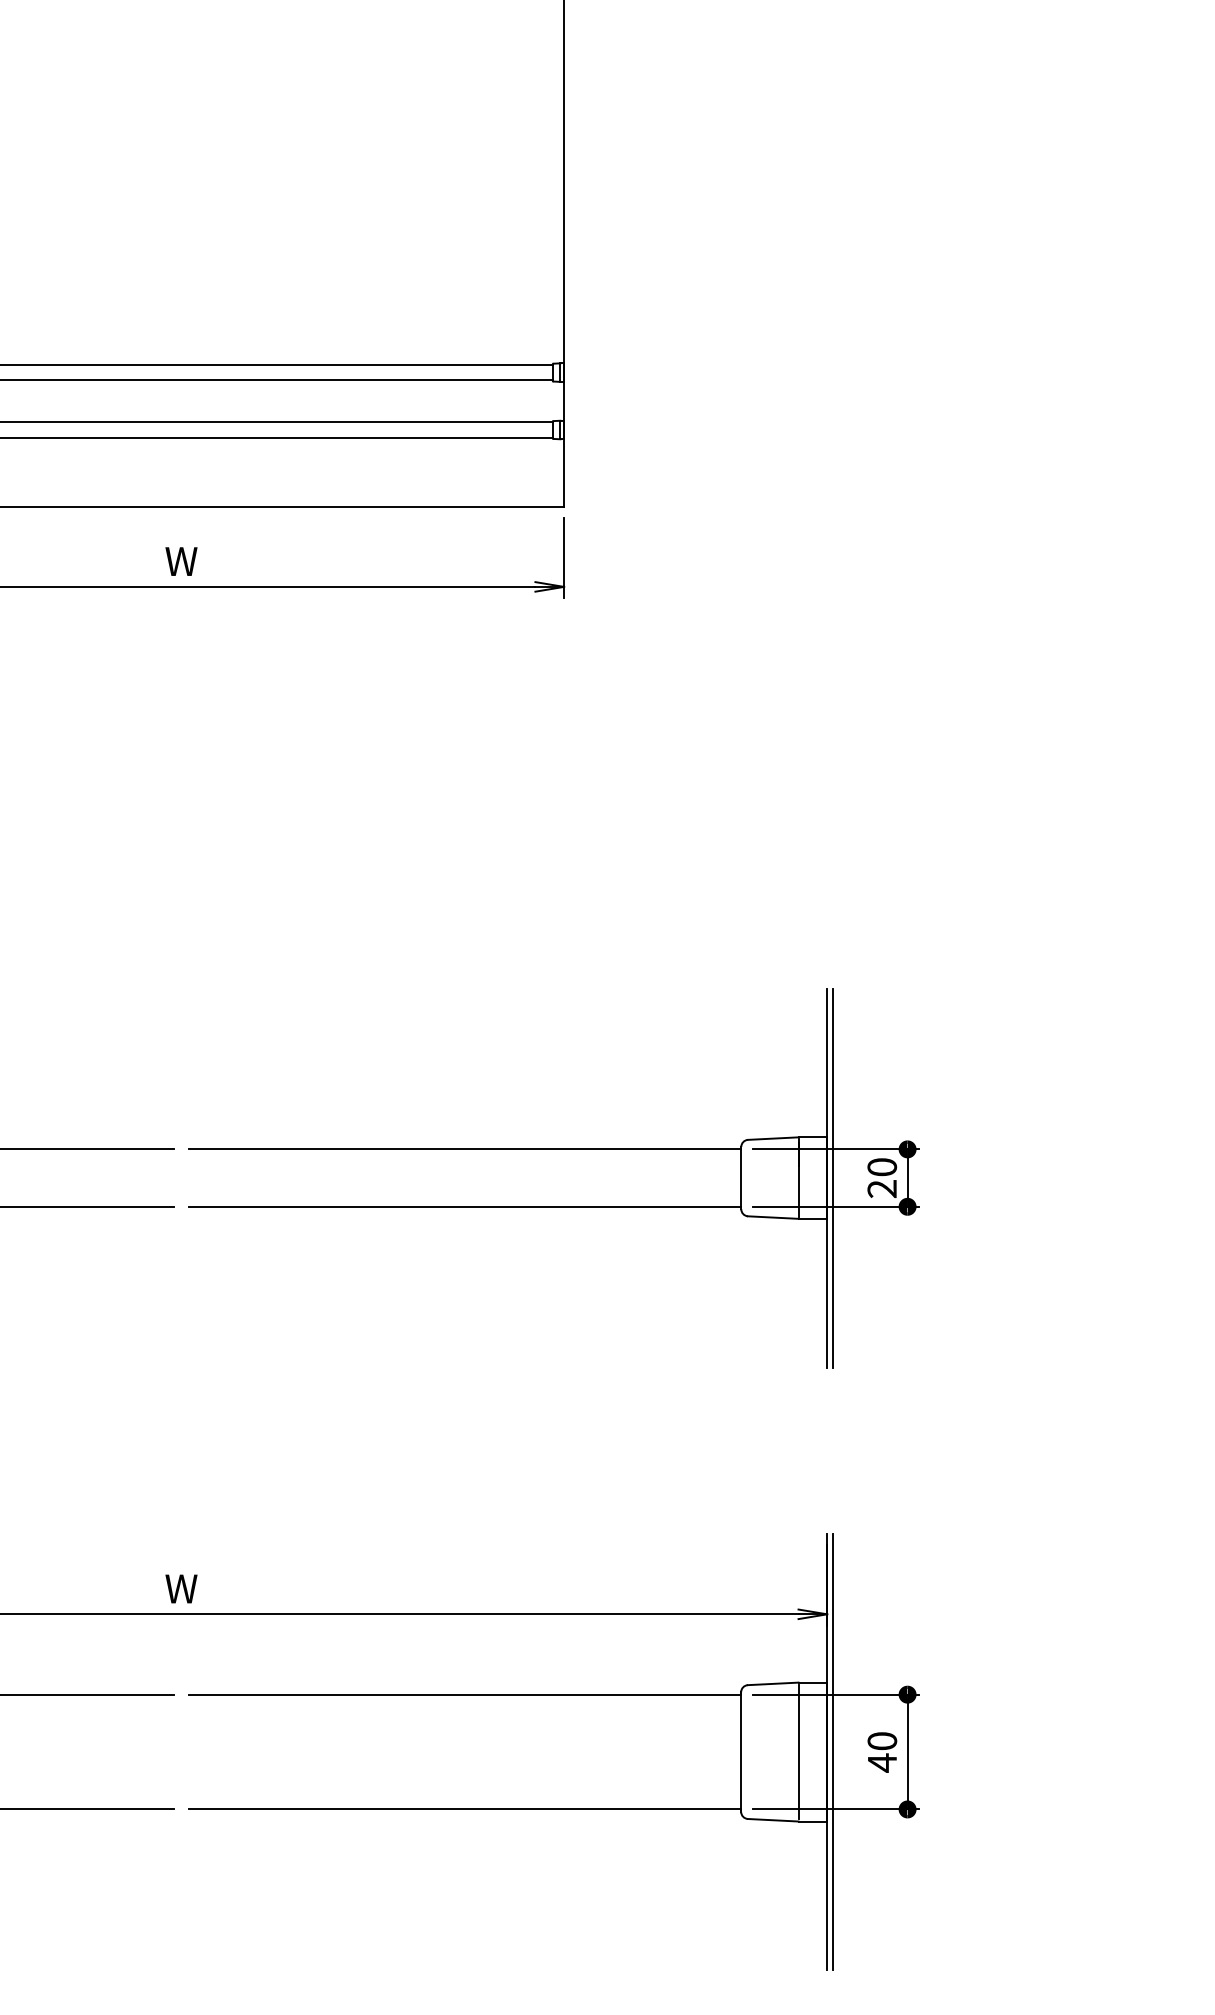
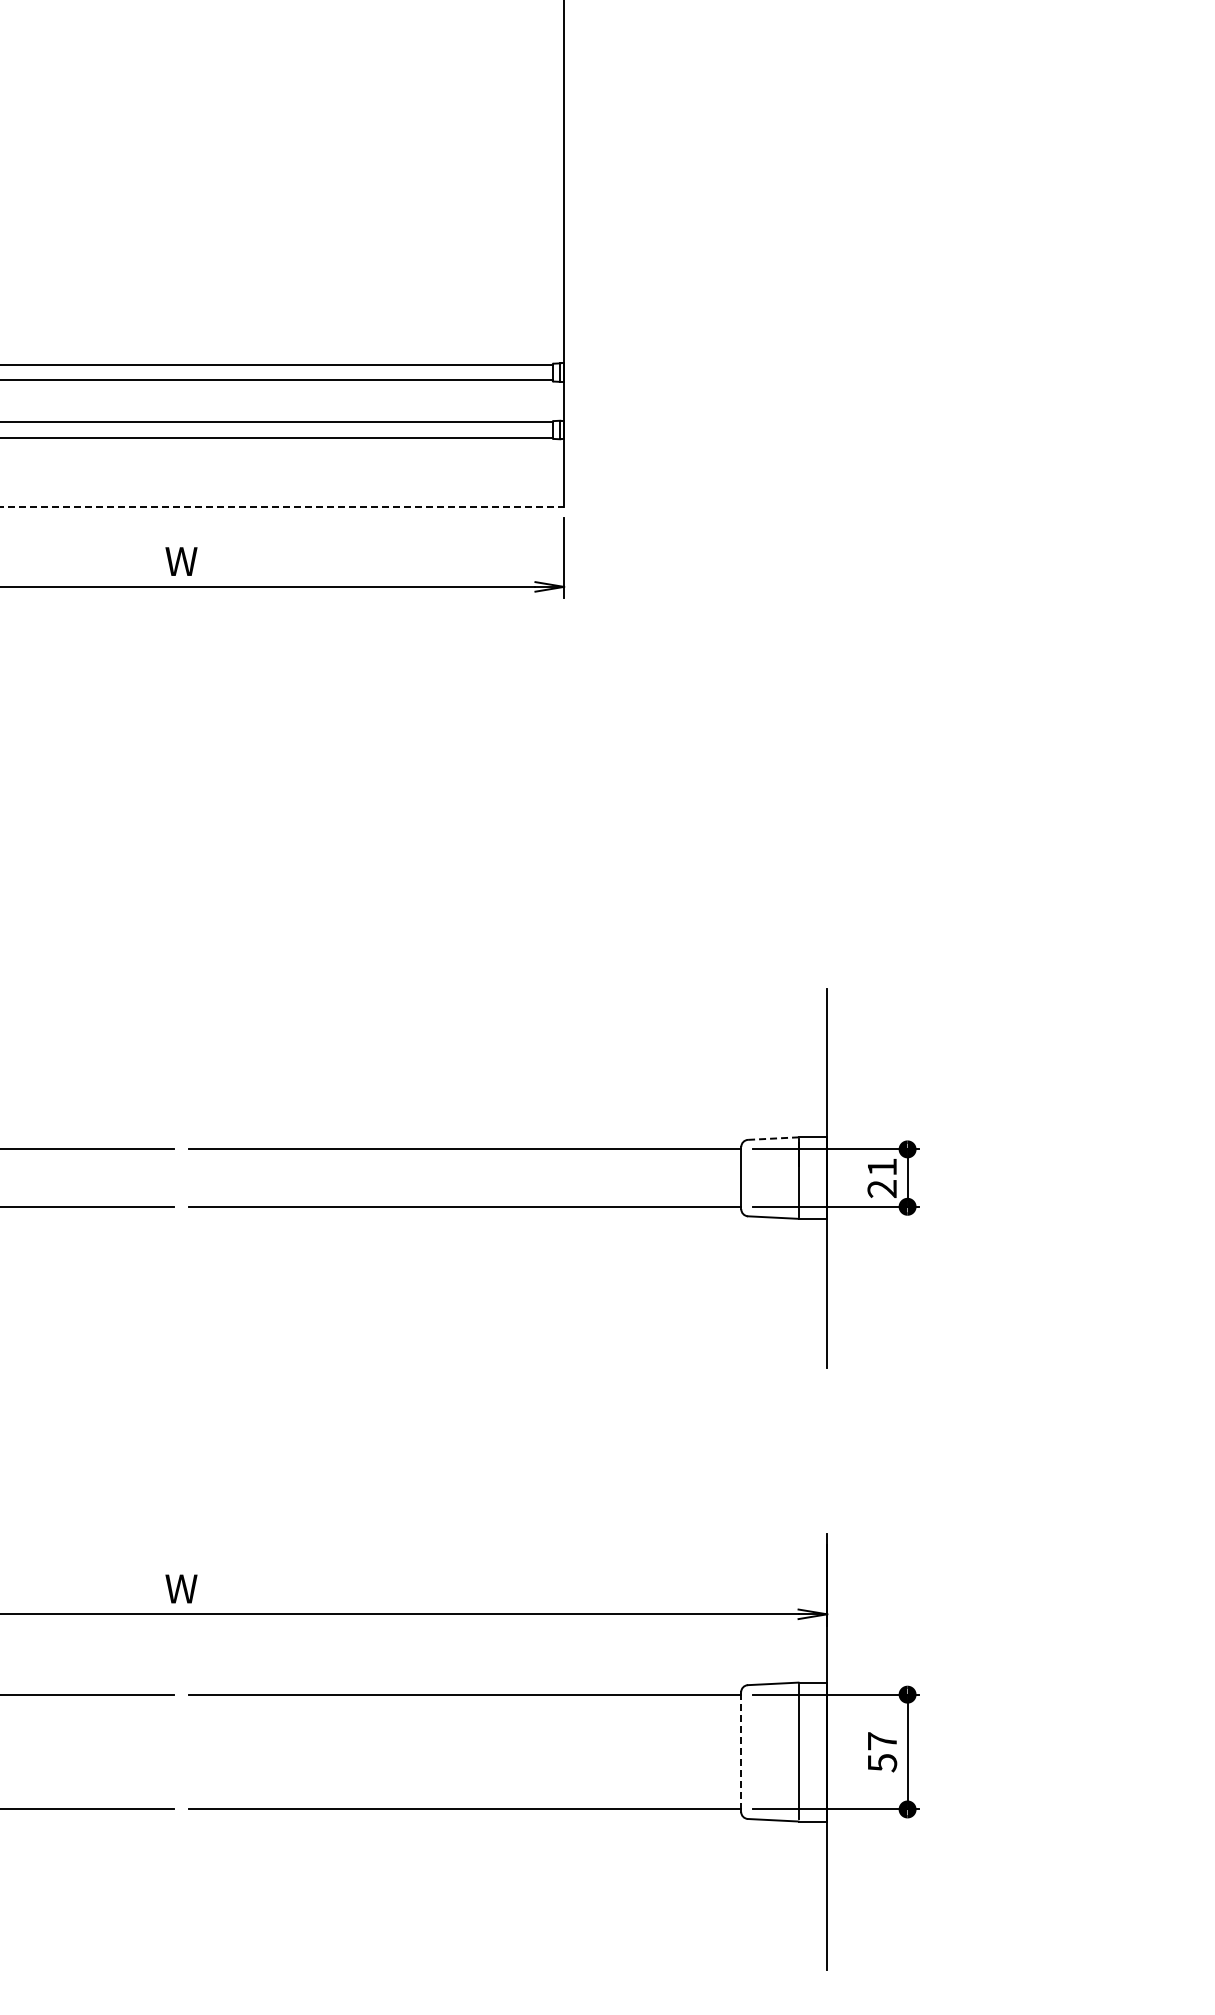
line: solid -> dashed (282, 506)
line: solid -> dashed (773, 1138)
text: 20 -> 21 (882, 1167)
line: present -> none (832, 1177)
line: solid -> dashed (741, 1751)
line: present -> none (832, 1751)
text: 40 -> 57 (882, 1752)
